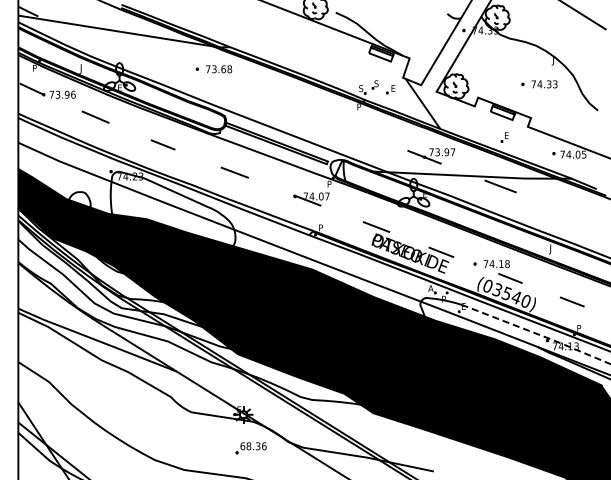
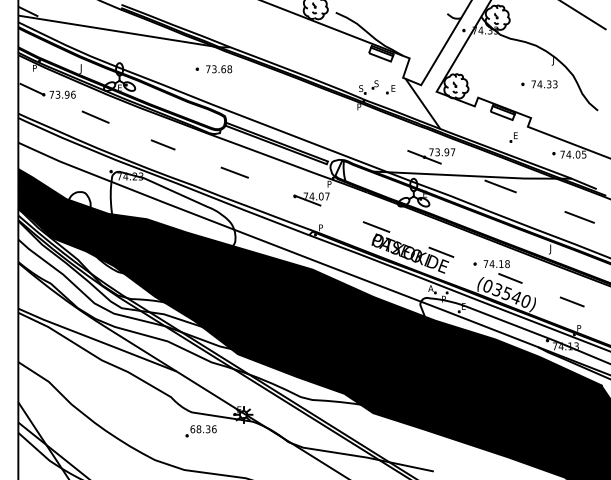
part position: (504, 137) -> (513, 137) (513, 137)
line: none -> present (579, 217)
line: dashed -> solid (538, 334)
part position: (250, 448) -> (200, 431) (200, 431)
